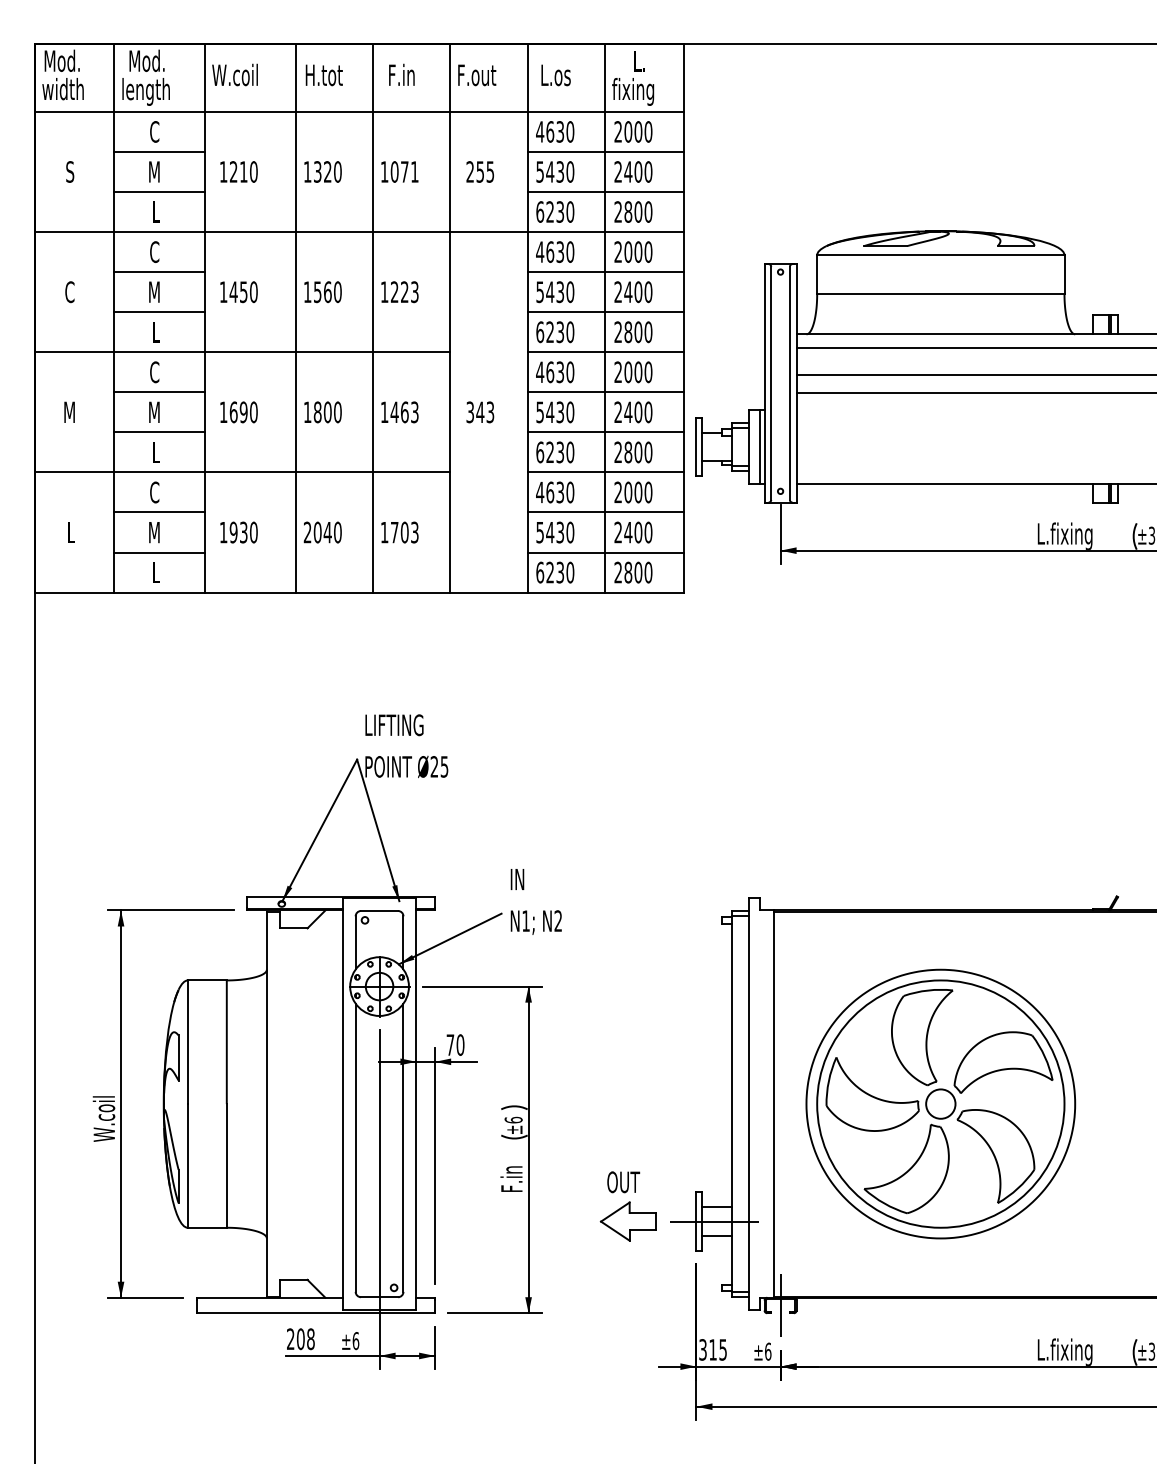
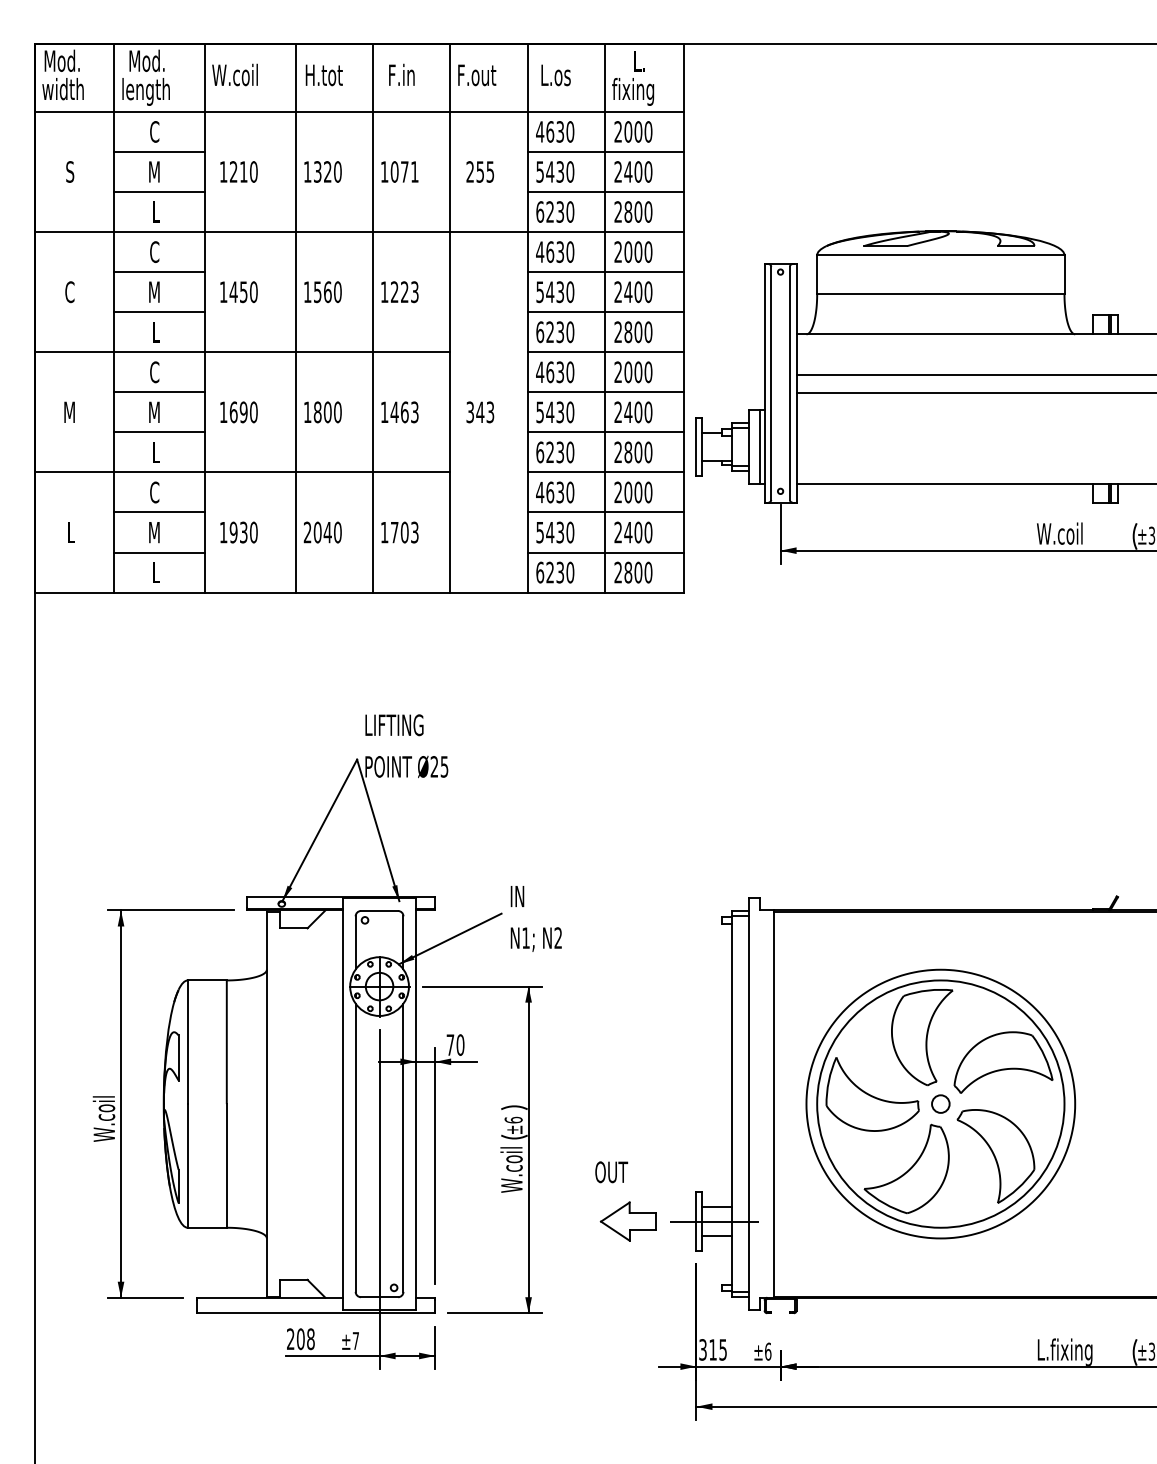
line: present -> none (974, 347)
text: L.fixing -> W.coil (1064, 535)
text position: (535, 901) -> (535, 918) (535, 918)
circle diameter: 29 px -> 18 px (940, 1103)
text: F.in -> W.coil (511, 1169)
text position: (623, 1182) -> (611, 1172) (611, 1172)
line: present -> none (780, 1305)
text: ±6 -> ±7 (355, 1341)
